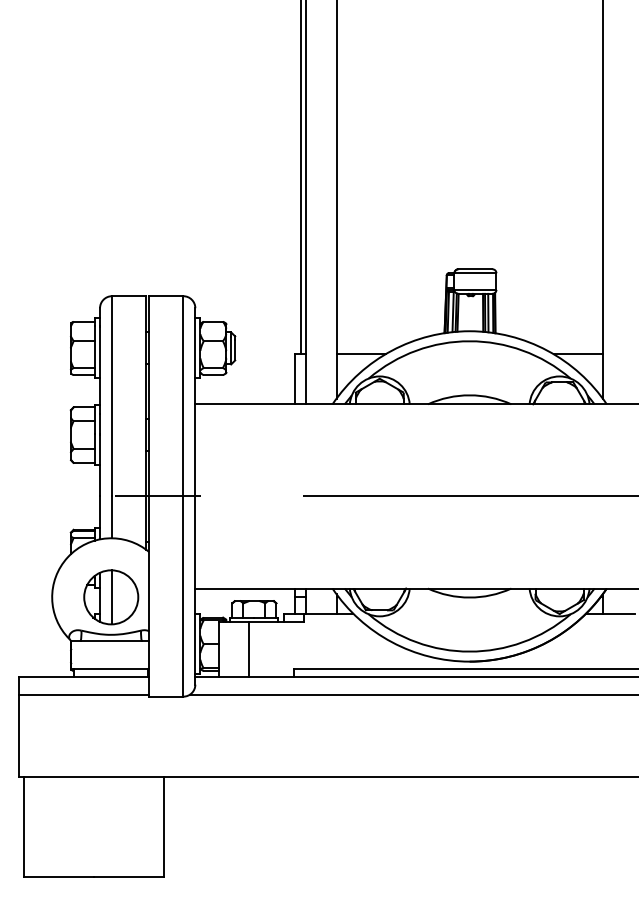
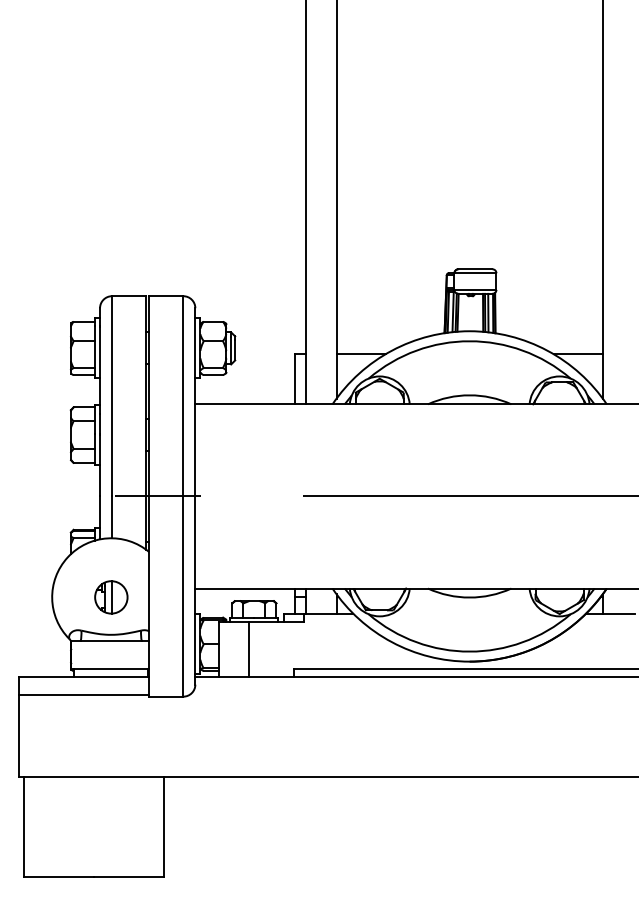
line: present -> none (301, 178)
part size: 57x57 px -> 35x35 px (111, 597)
line: present -> none (412, 694)
